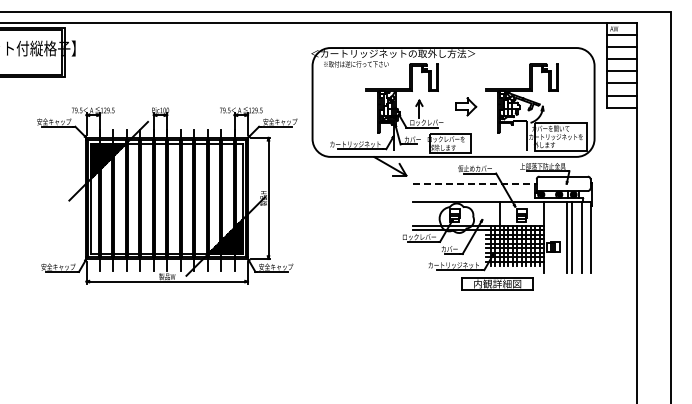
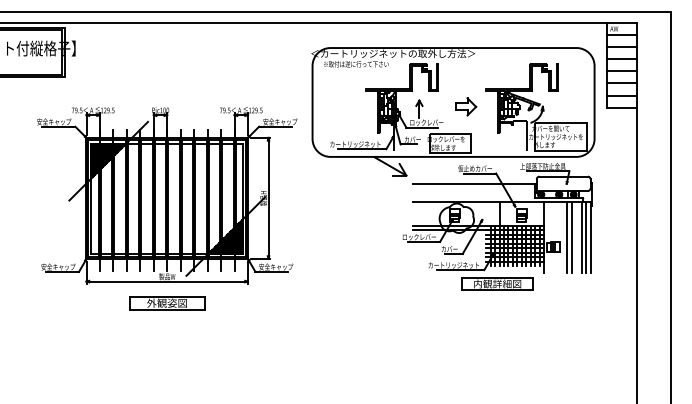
line: dashed -> solid (474, 184)
line: none -> present (586, 237)
part: none -> present (167, 303)
